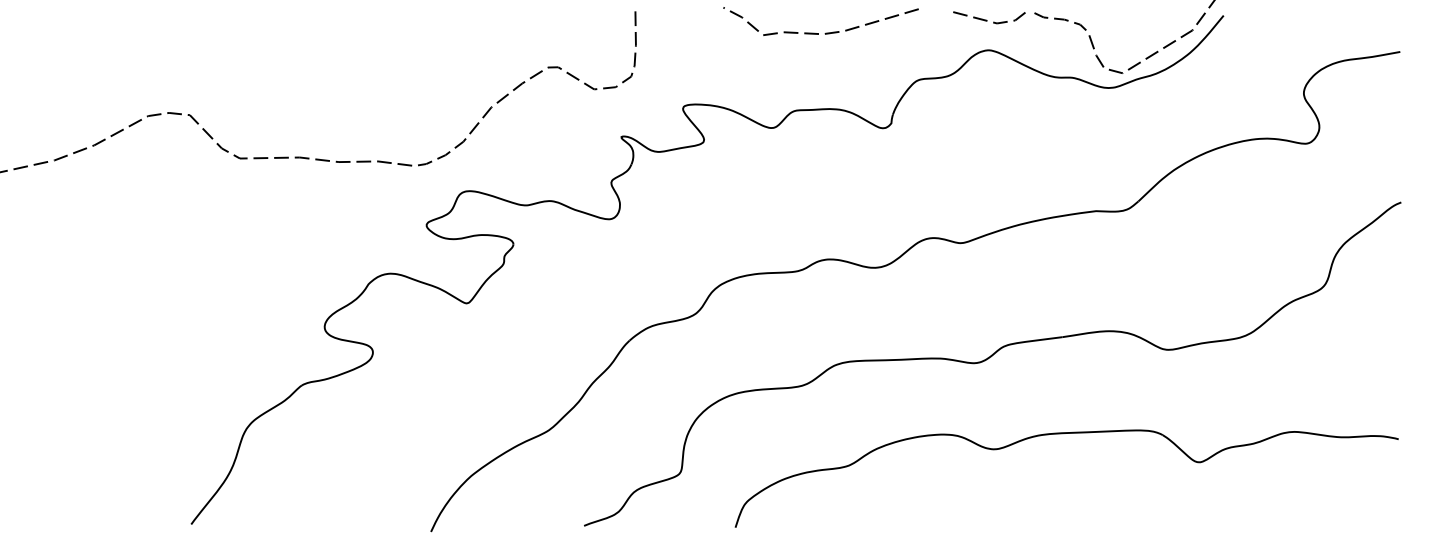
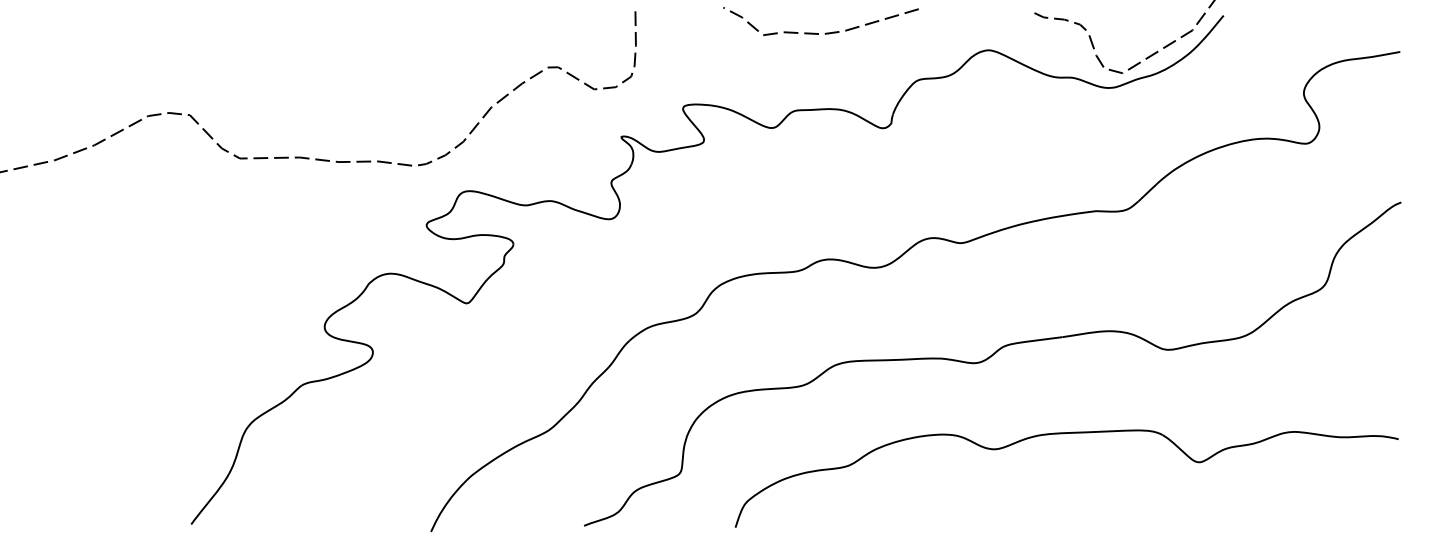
line: present -> none (986, 19)
